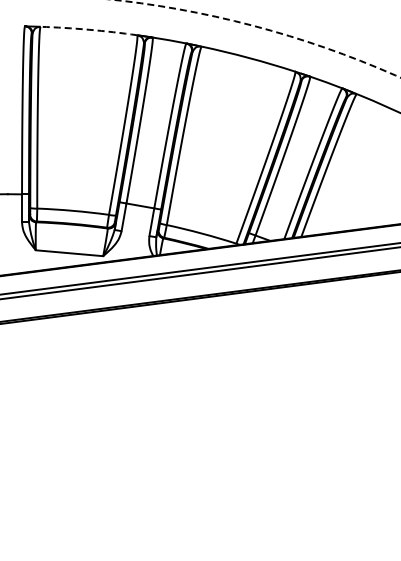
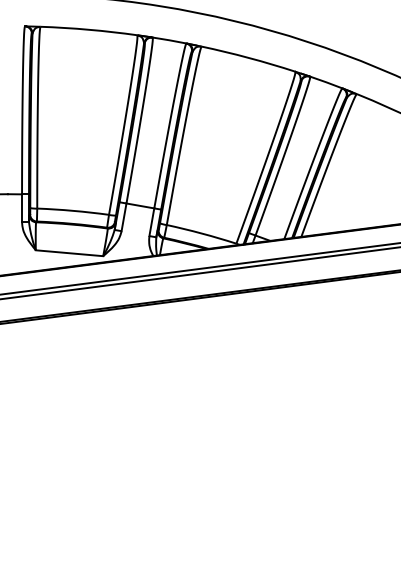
arc: dashed -> solid (259, 27)
arc: dashed -> solid (89, 29)
